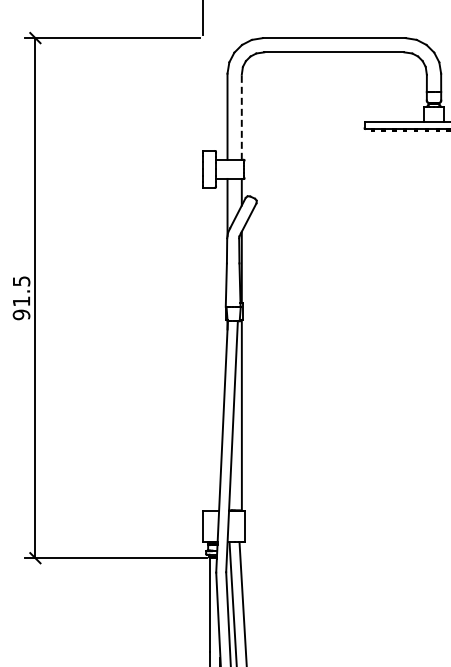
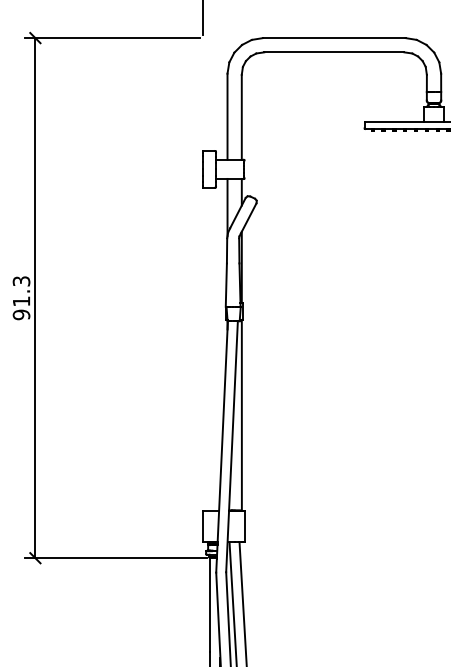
line: dashed -> solid (241, 117)
text: 91.5 -> 91.3 (20, 280)
